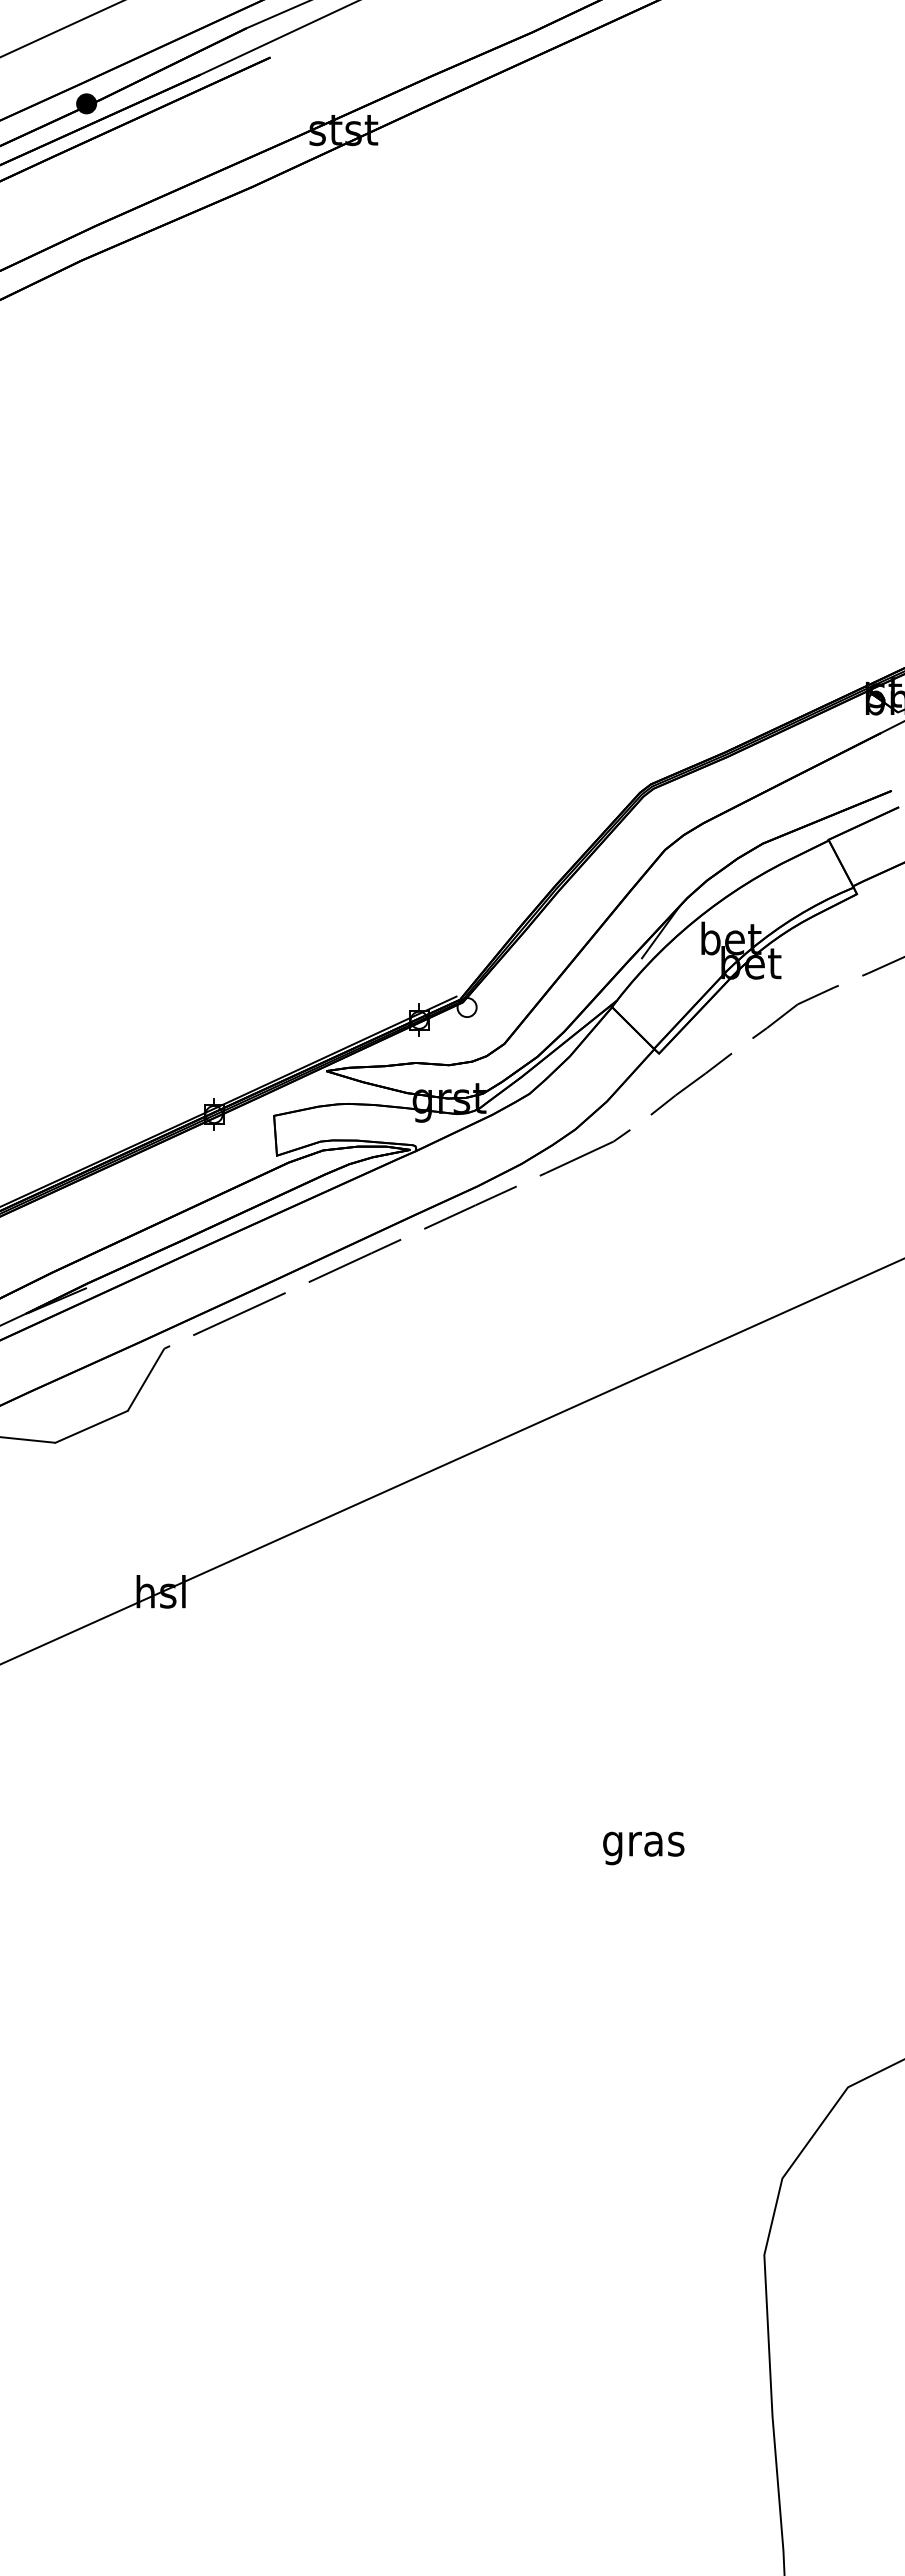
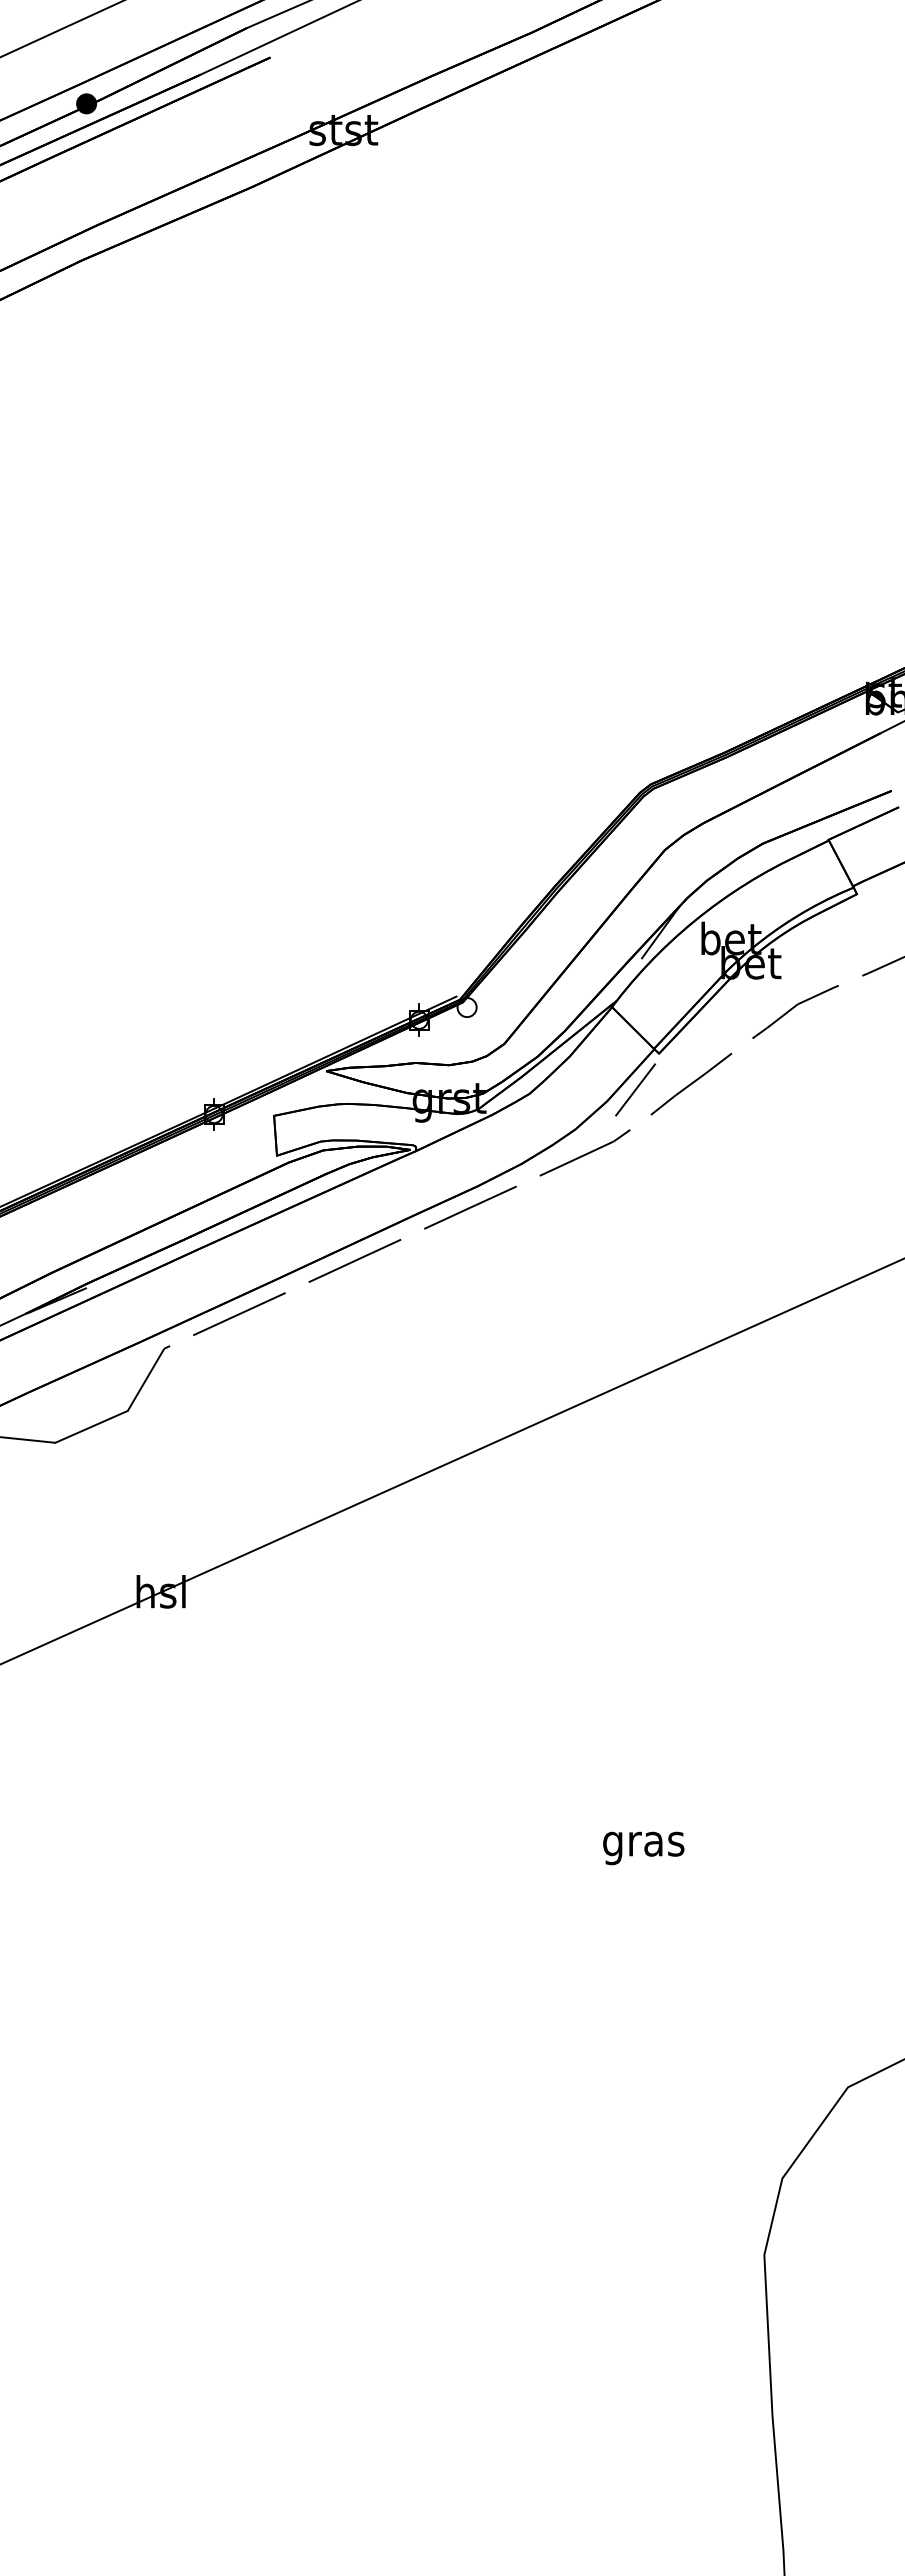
line: none -> present (635, 1089)
